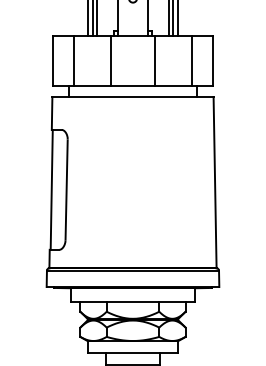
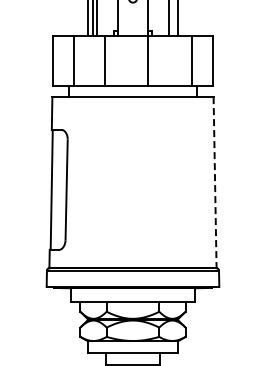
line: present -> none (173, 18)
line position: (111, 60) -> (105, 60) (105, 60)
line position: (154, 60) -> (147, 60) (147, 60)
line: solid -> dashed (215, 182)
